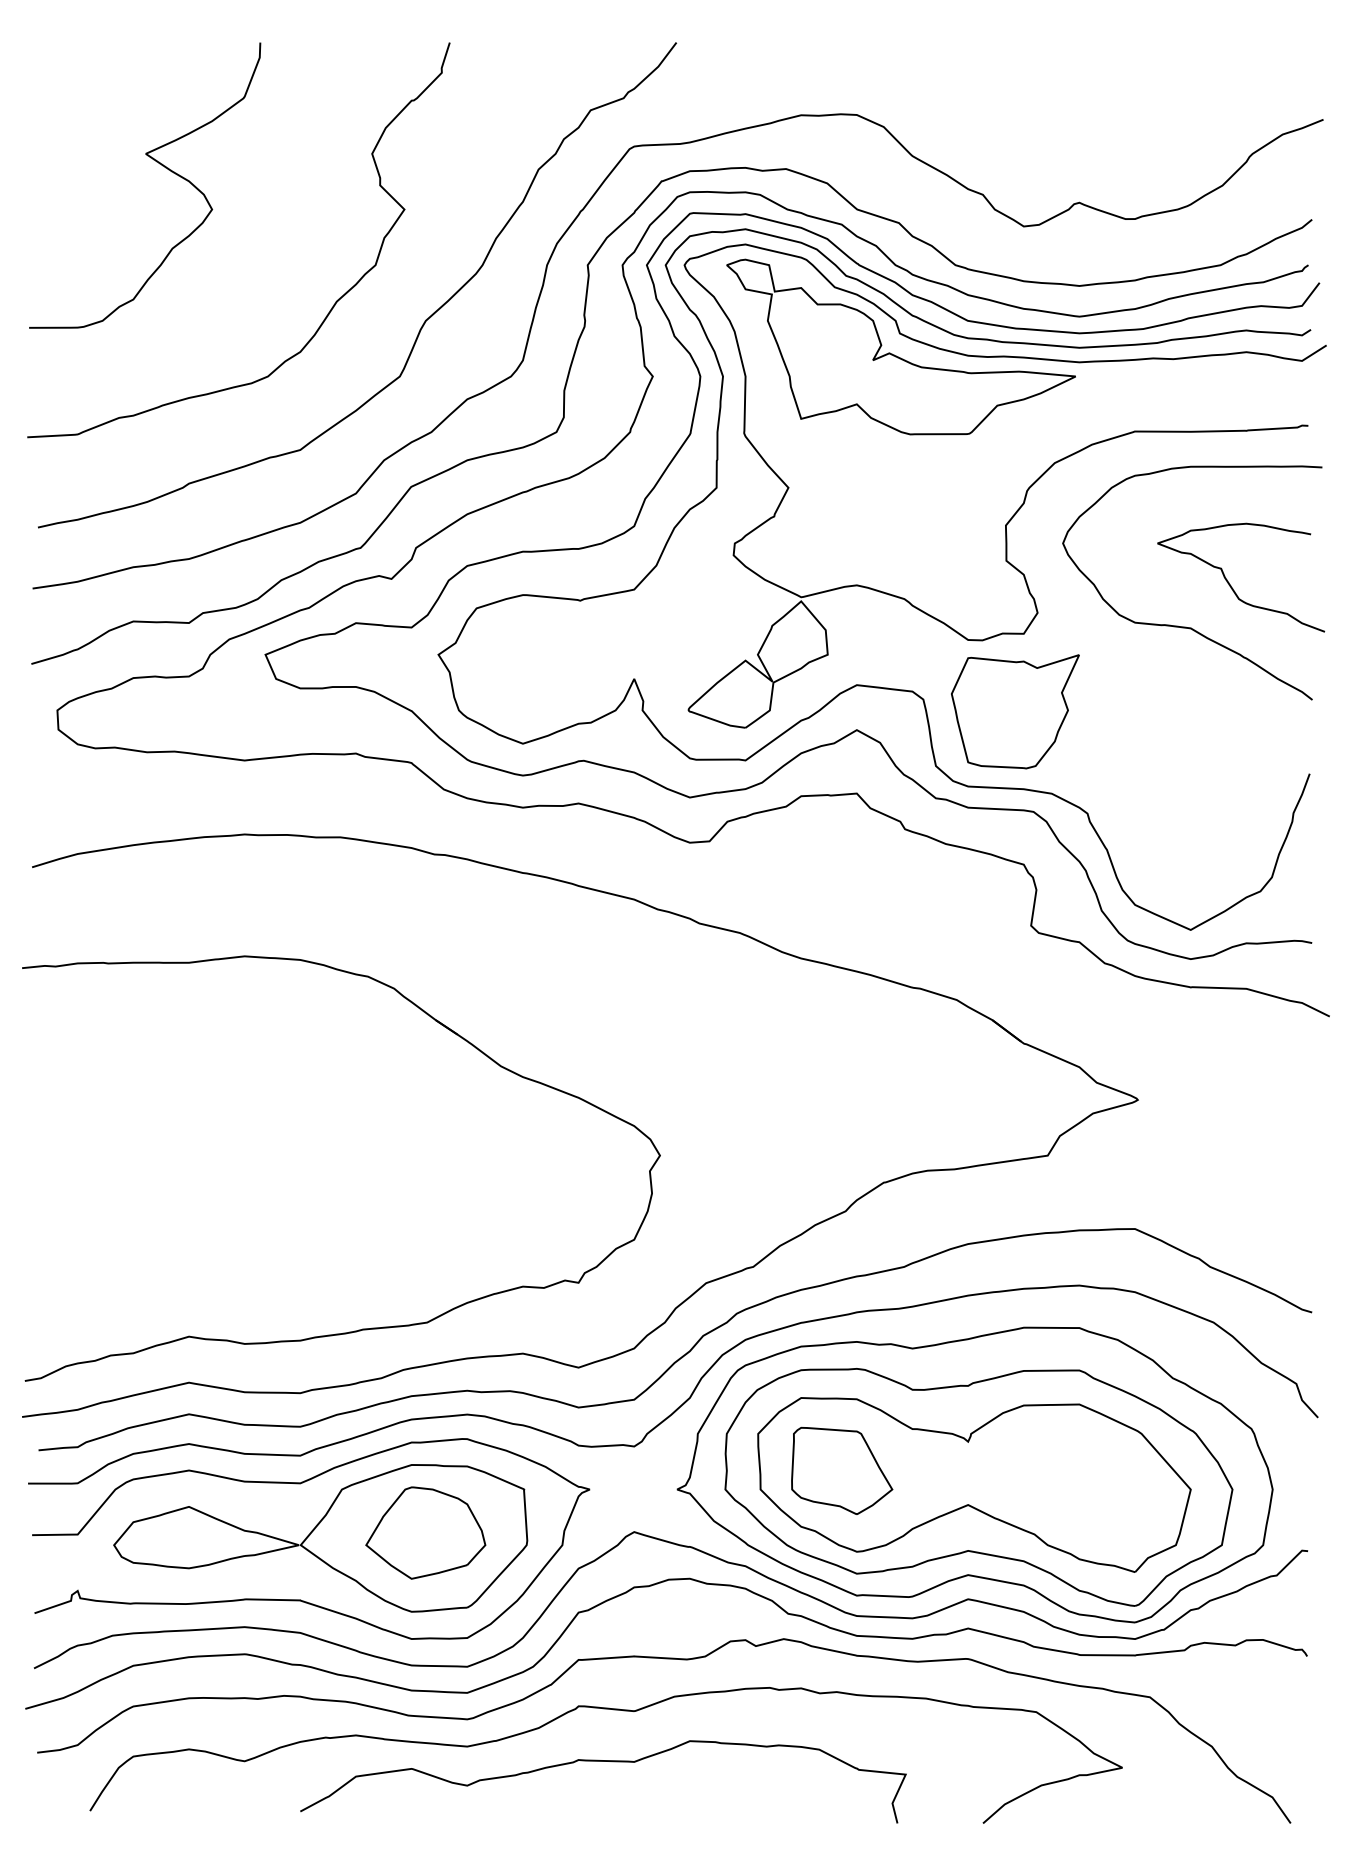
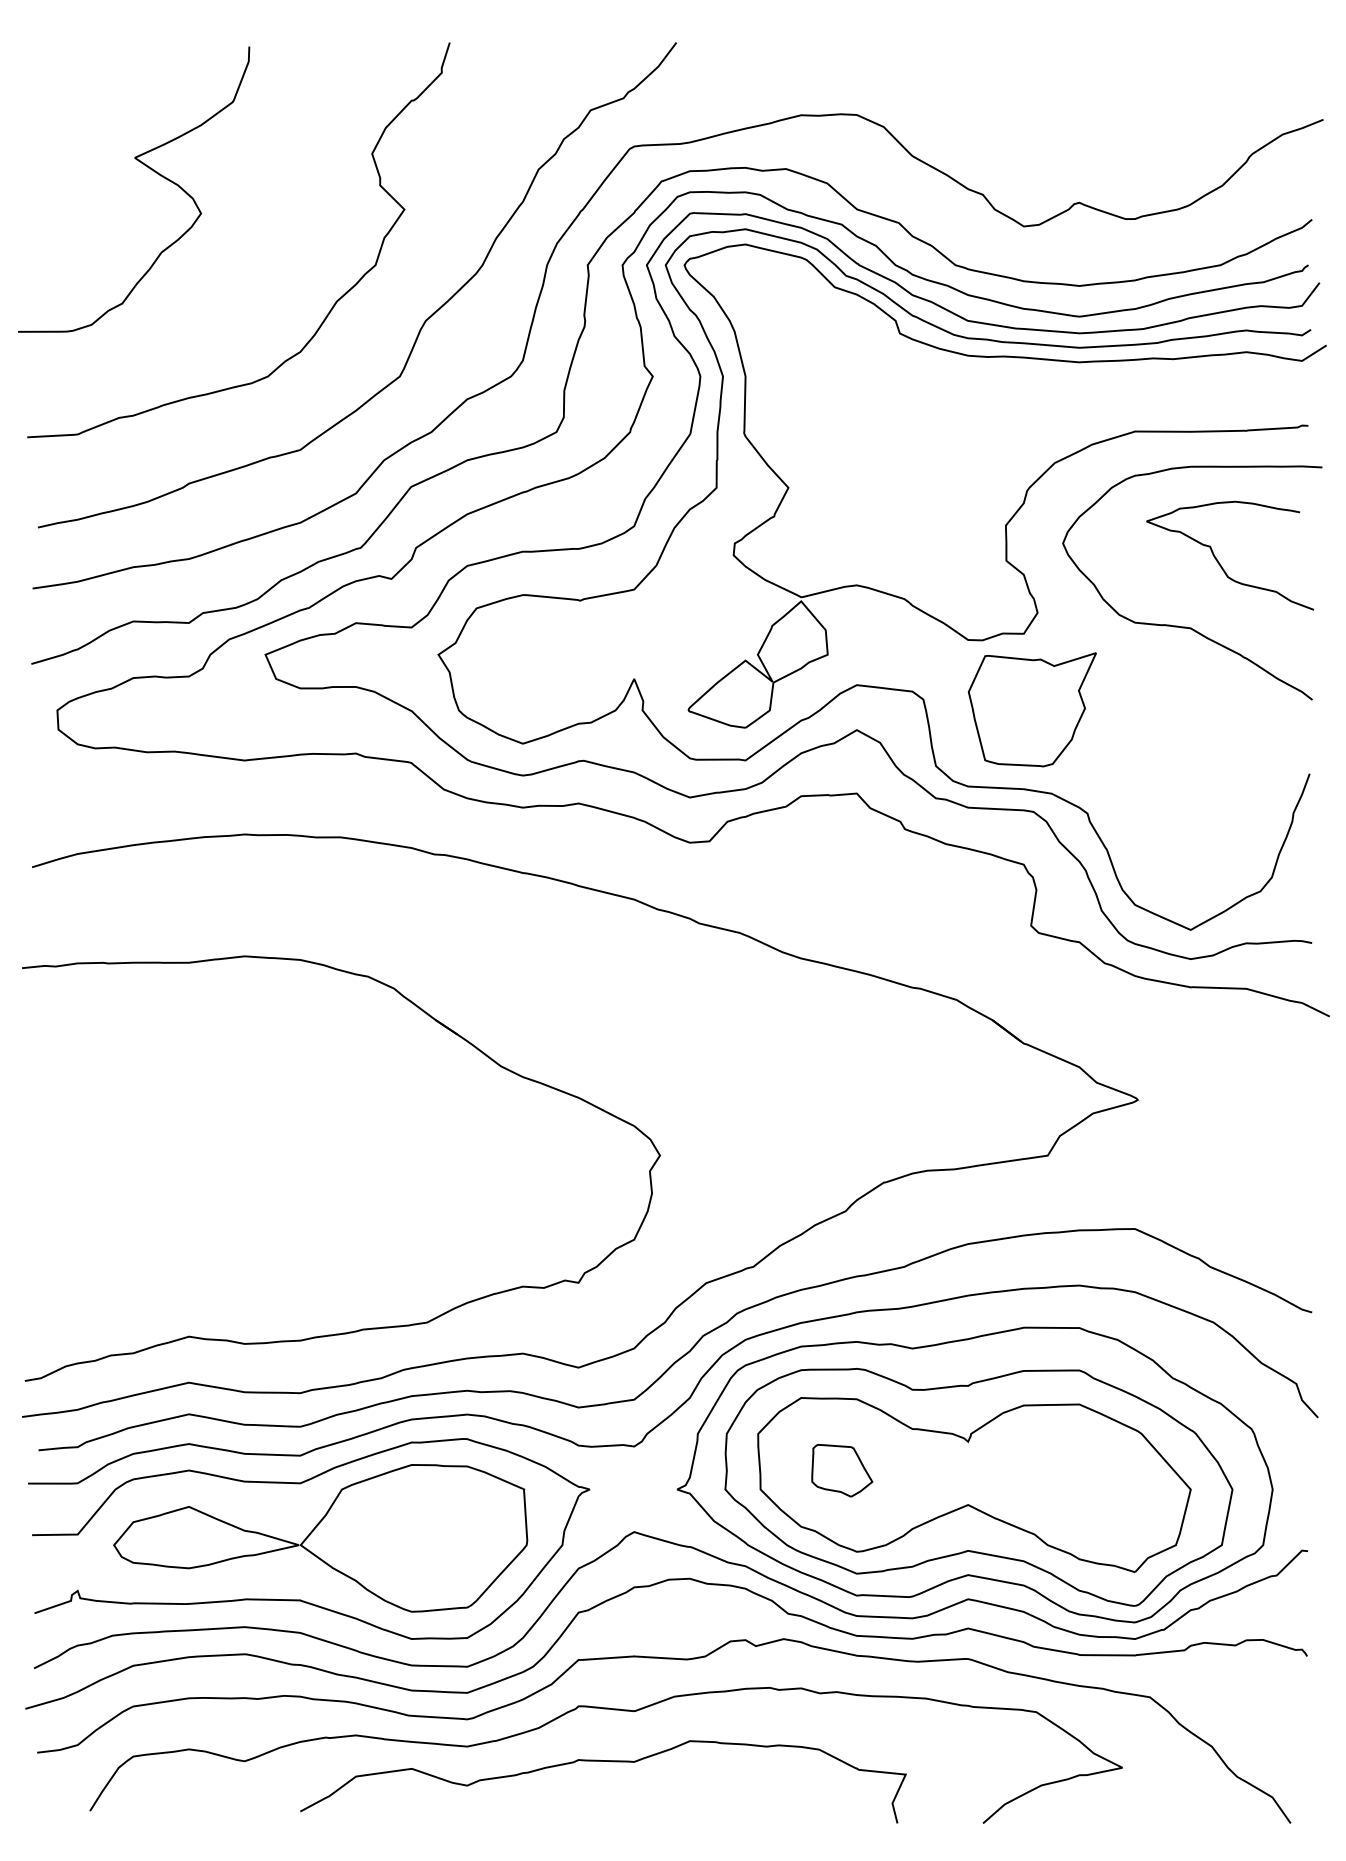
curve position: (159, 164) -> (148, 168) (148, 168)
part: present -> none (896, 355)
curve position: (1231, 585) -> (1220, 563) (1220, 563)
part position: (1015, 711) -> (1032, 709) (1032, 709)
part size: 103x89 px -> 63x54 px (842, 1470)
part: present -> none (425, 1532)
